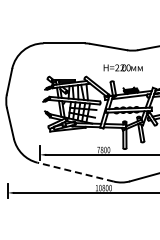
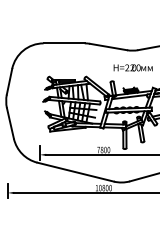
text position: (122, 67) -> (132, 67) (132, 67)
line: dashed -> solid (75, 172)
